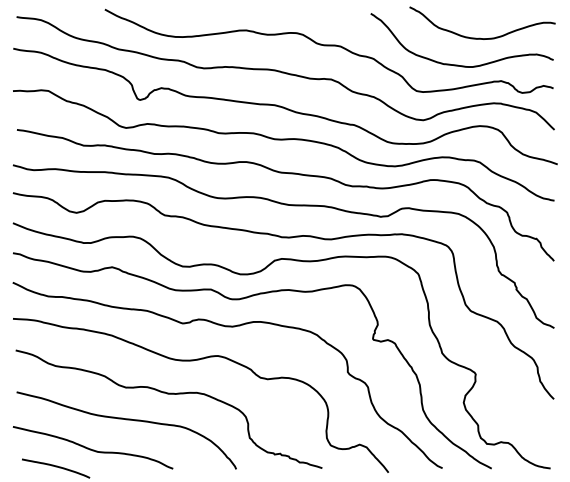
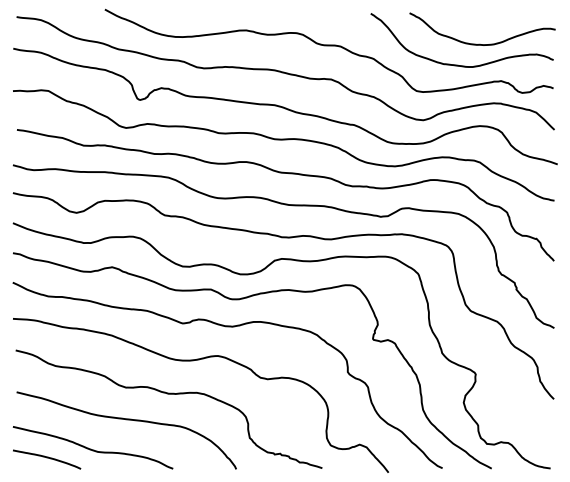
curve position: (479, 37) -> (479, 43) (479, 43)
curve position: (56, 467) -> (47, 458) (47, 458)
